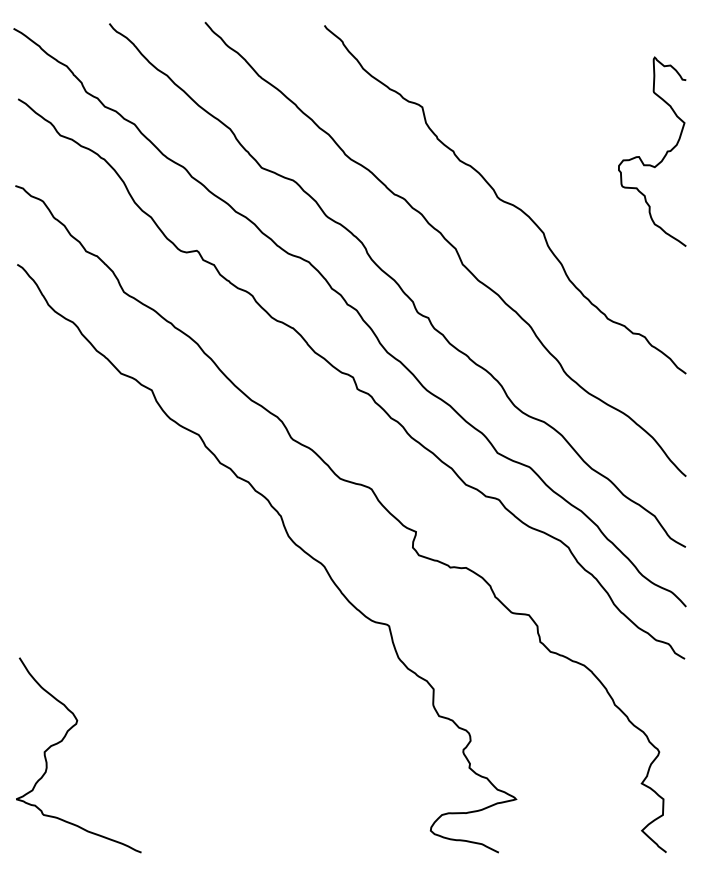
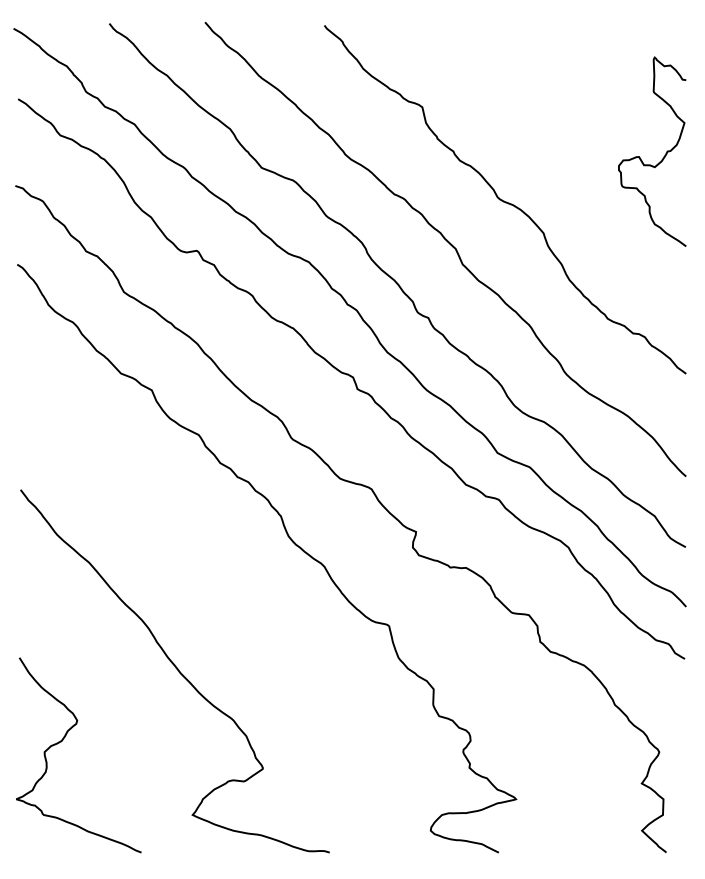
curve: none -> present (176, 669)
